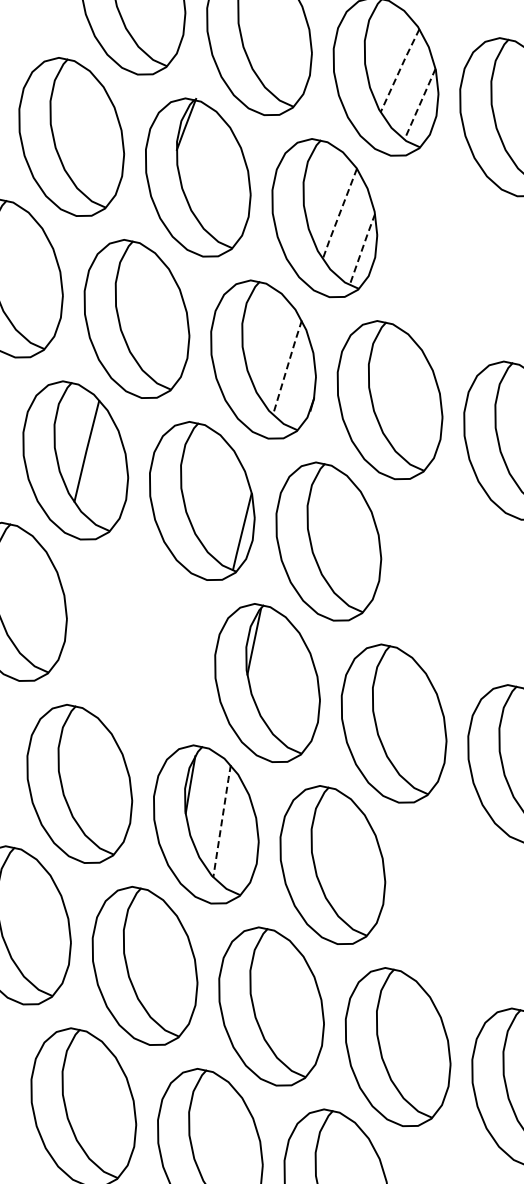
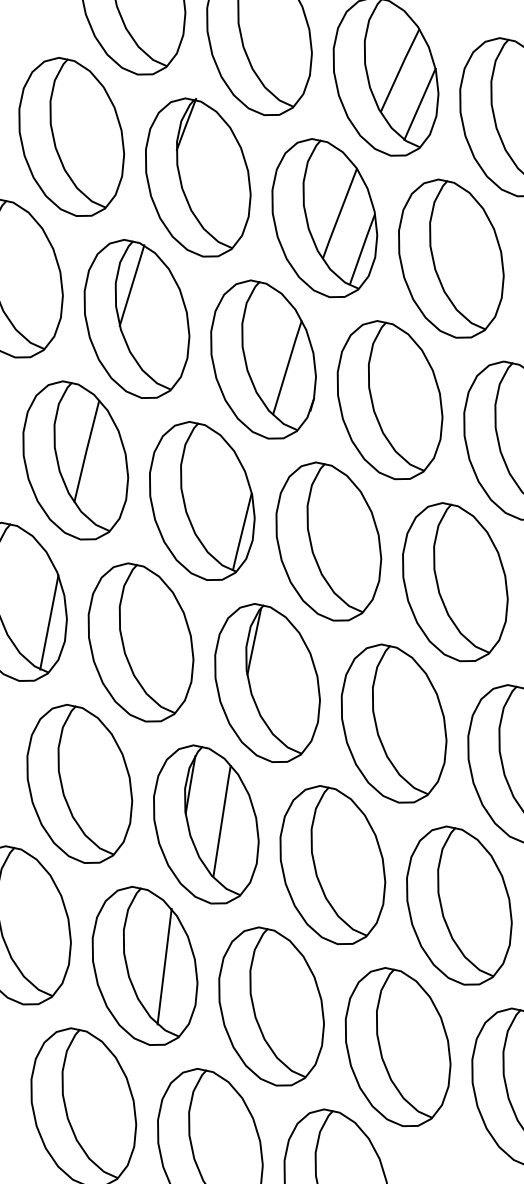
line: dashed -> solid (399, 69)
line: dashed -> solid (420, 104)
line: dashed -> solid (339, 215)
line: dashed -> solid (362, 248)
part: none -> present (451, 258)
line: none -> present (131, 285)
line: dashed -> solid (287, 367)
part: none -> present (455, 582)
line: none -> present (49, 622)
part: none -> present (140, 642)
line: dashed -> solid (221, 821)
part: none -> present (459, 905)
line: none -> present (164, 966)
